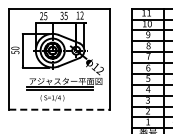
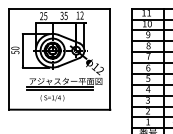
line: dashed -> solid (59, 109)
